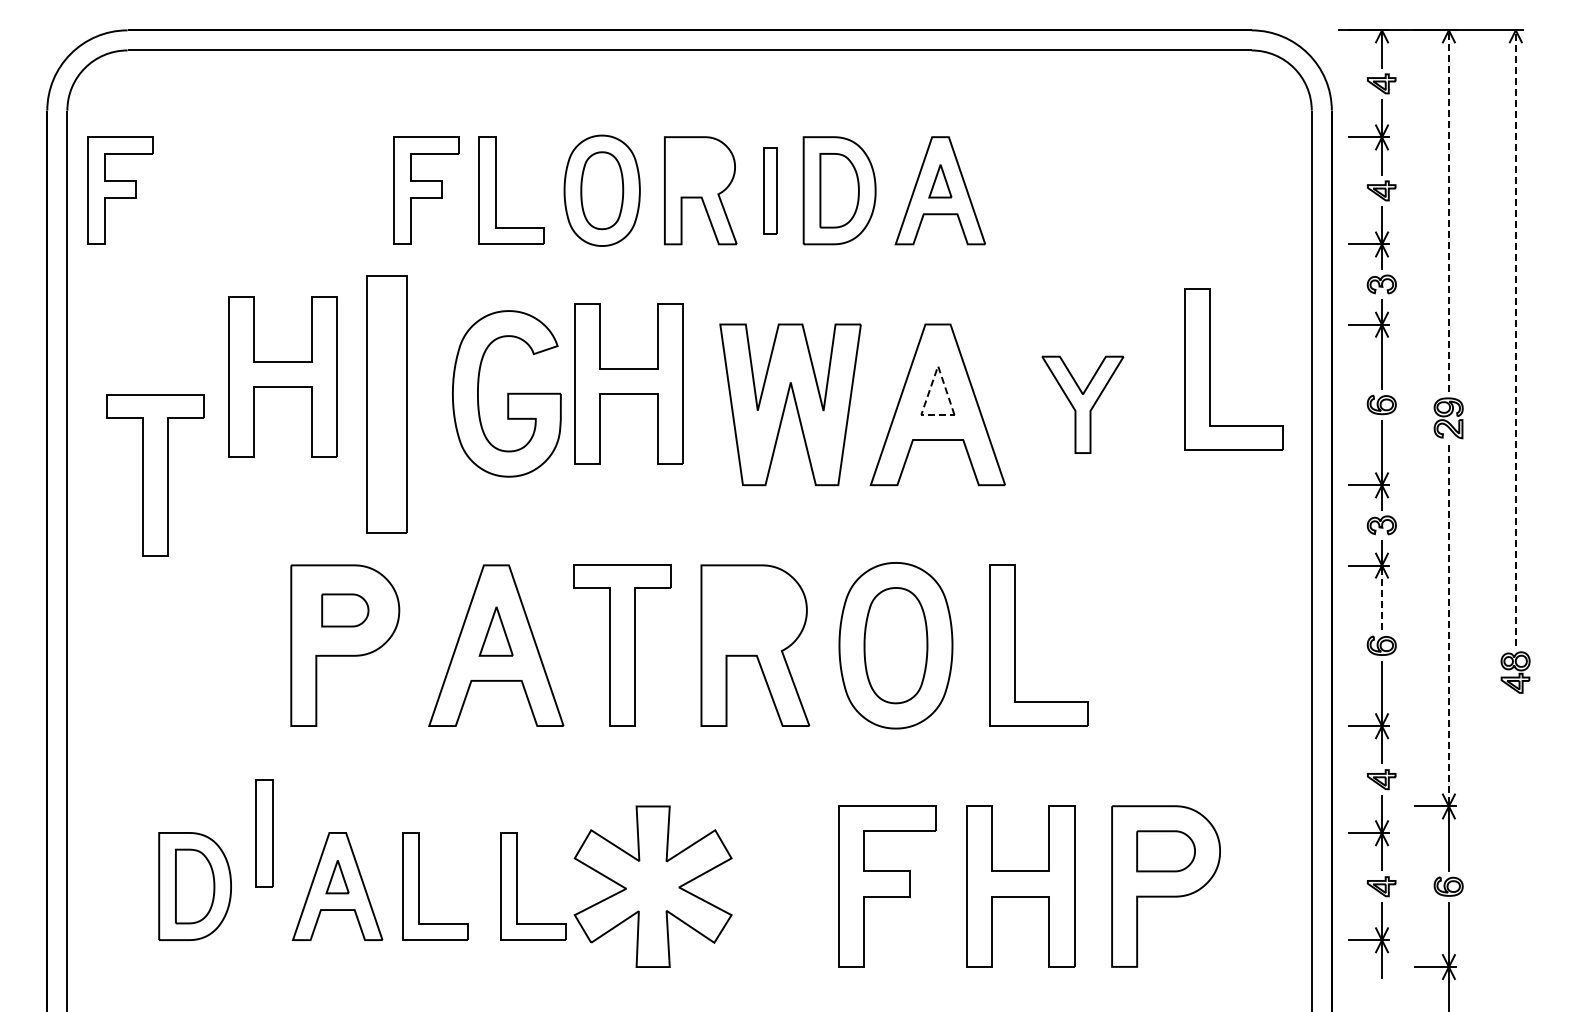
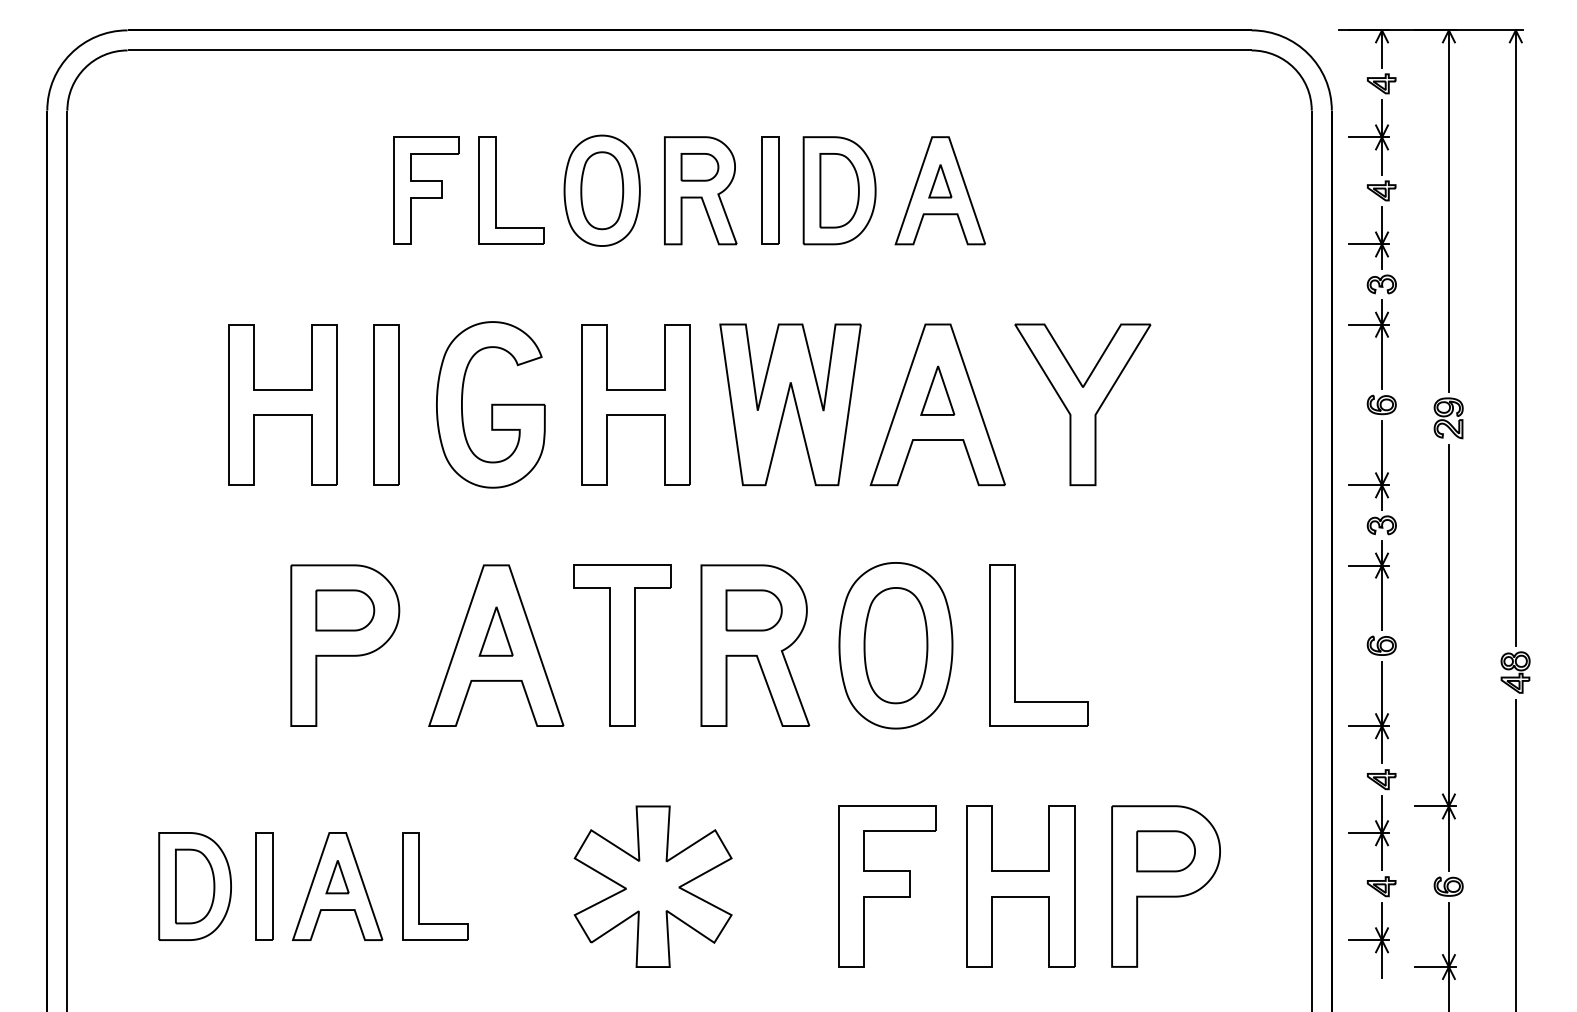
part: none -> present (699, 167)
part: present -> none (120, 190)
part size: 15x88 px -> 19x109 px (770, 190)
line: dashed -> solid (1448, 211)
line: dashed -> solid (1515, 338)
part: present -> none (1210, 369)
part position: (282, 376) -> (282, 404) (282, 404)
line: dashed -> solid (932, 382)
part position: (628, 383) -> (635, 404) (635, 404)
part position: (506, 393) -> (490, 404) (490, 404)
part size: 42x259 px -> 27x162 px (386, 404)
part size: 84x99 px -> 138x164 px (1082, 404)
part: present -> none (155, 475)
line: dashed -> solid (1382, 597)
part size: 49x35 px -> 61x43 px (345, 610)
part: none -> present (753, 610)
line: dashed -> solid (1448, 625)
part position: (264, 833) -> (264, 886) (264, 886)
line: none -> present (1515, 853)
part: present -> none (517, 886)
